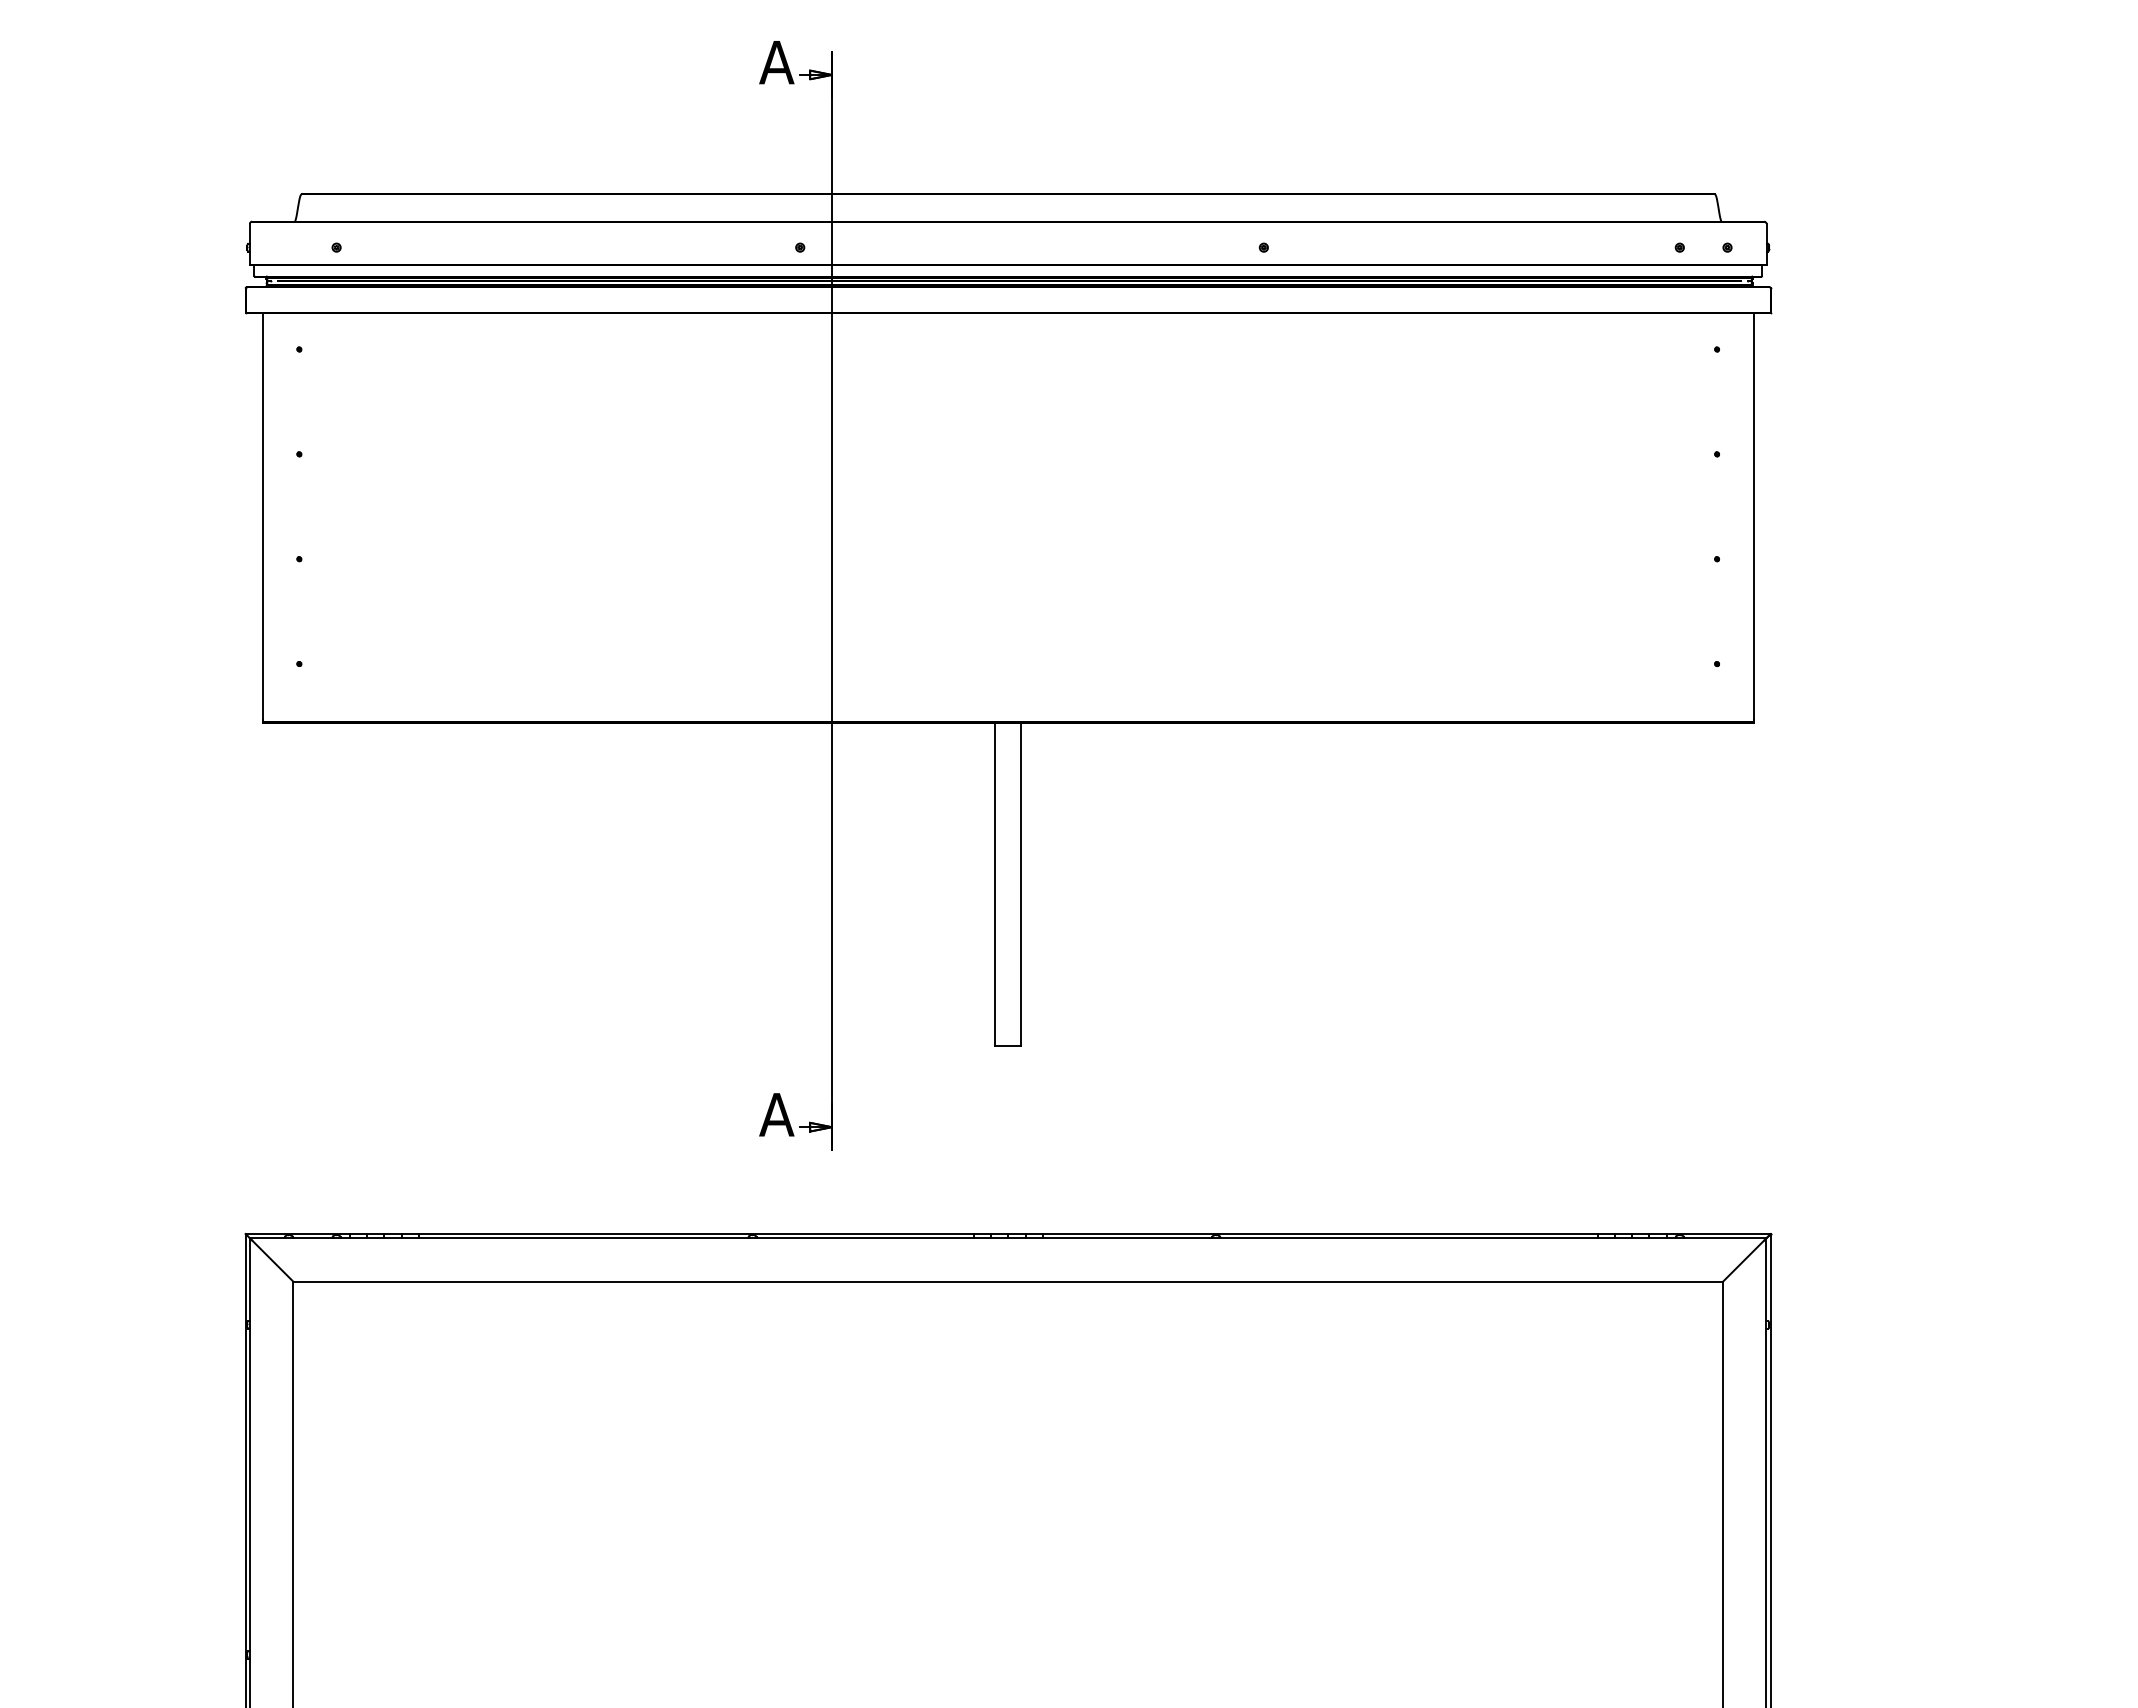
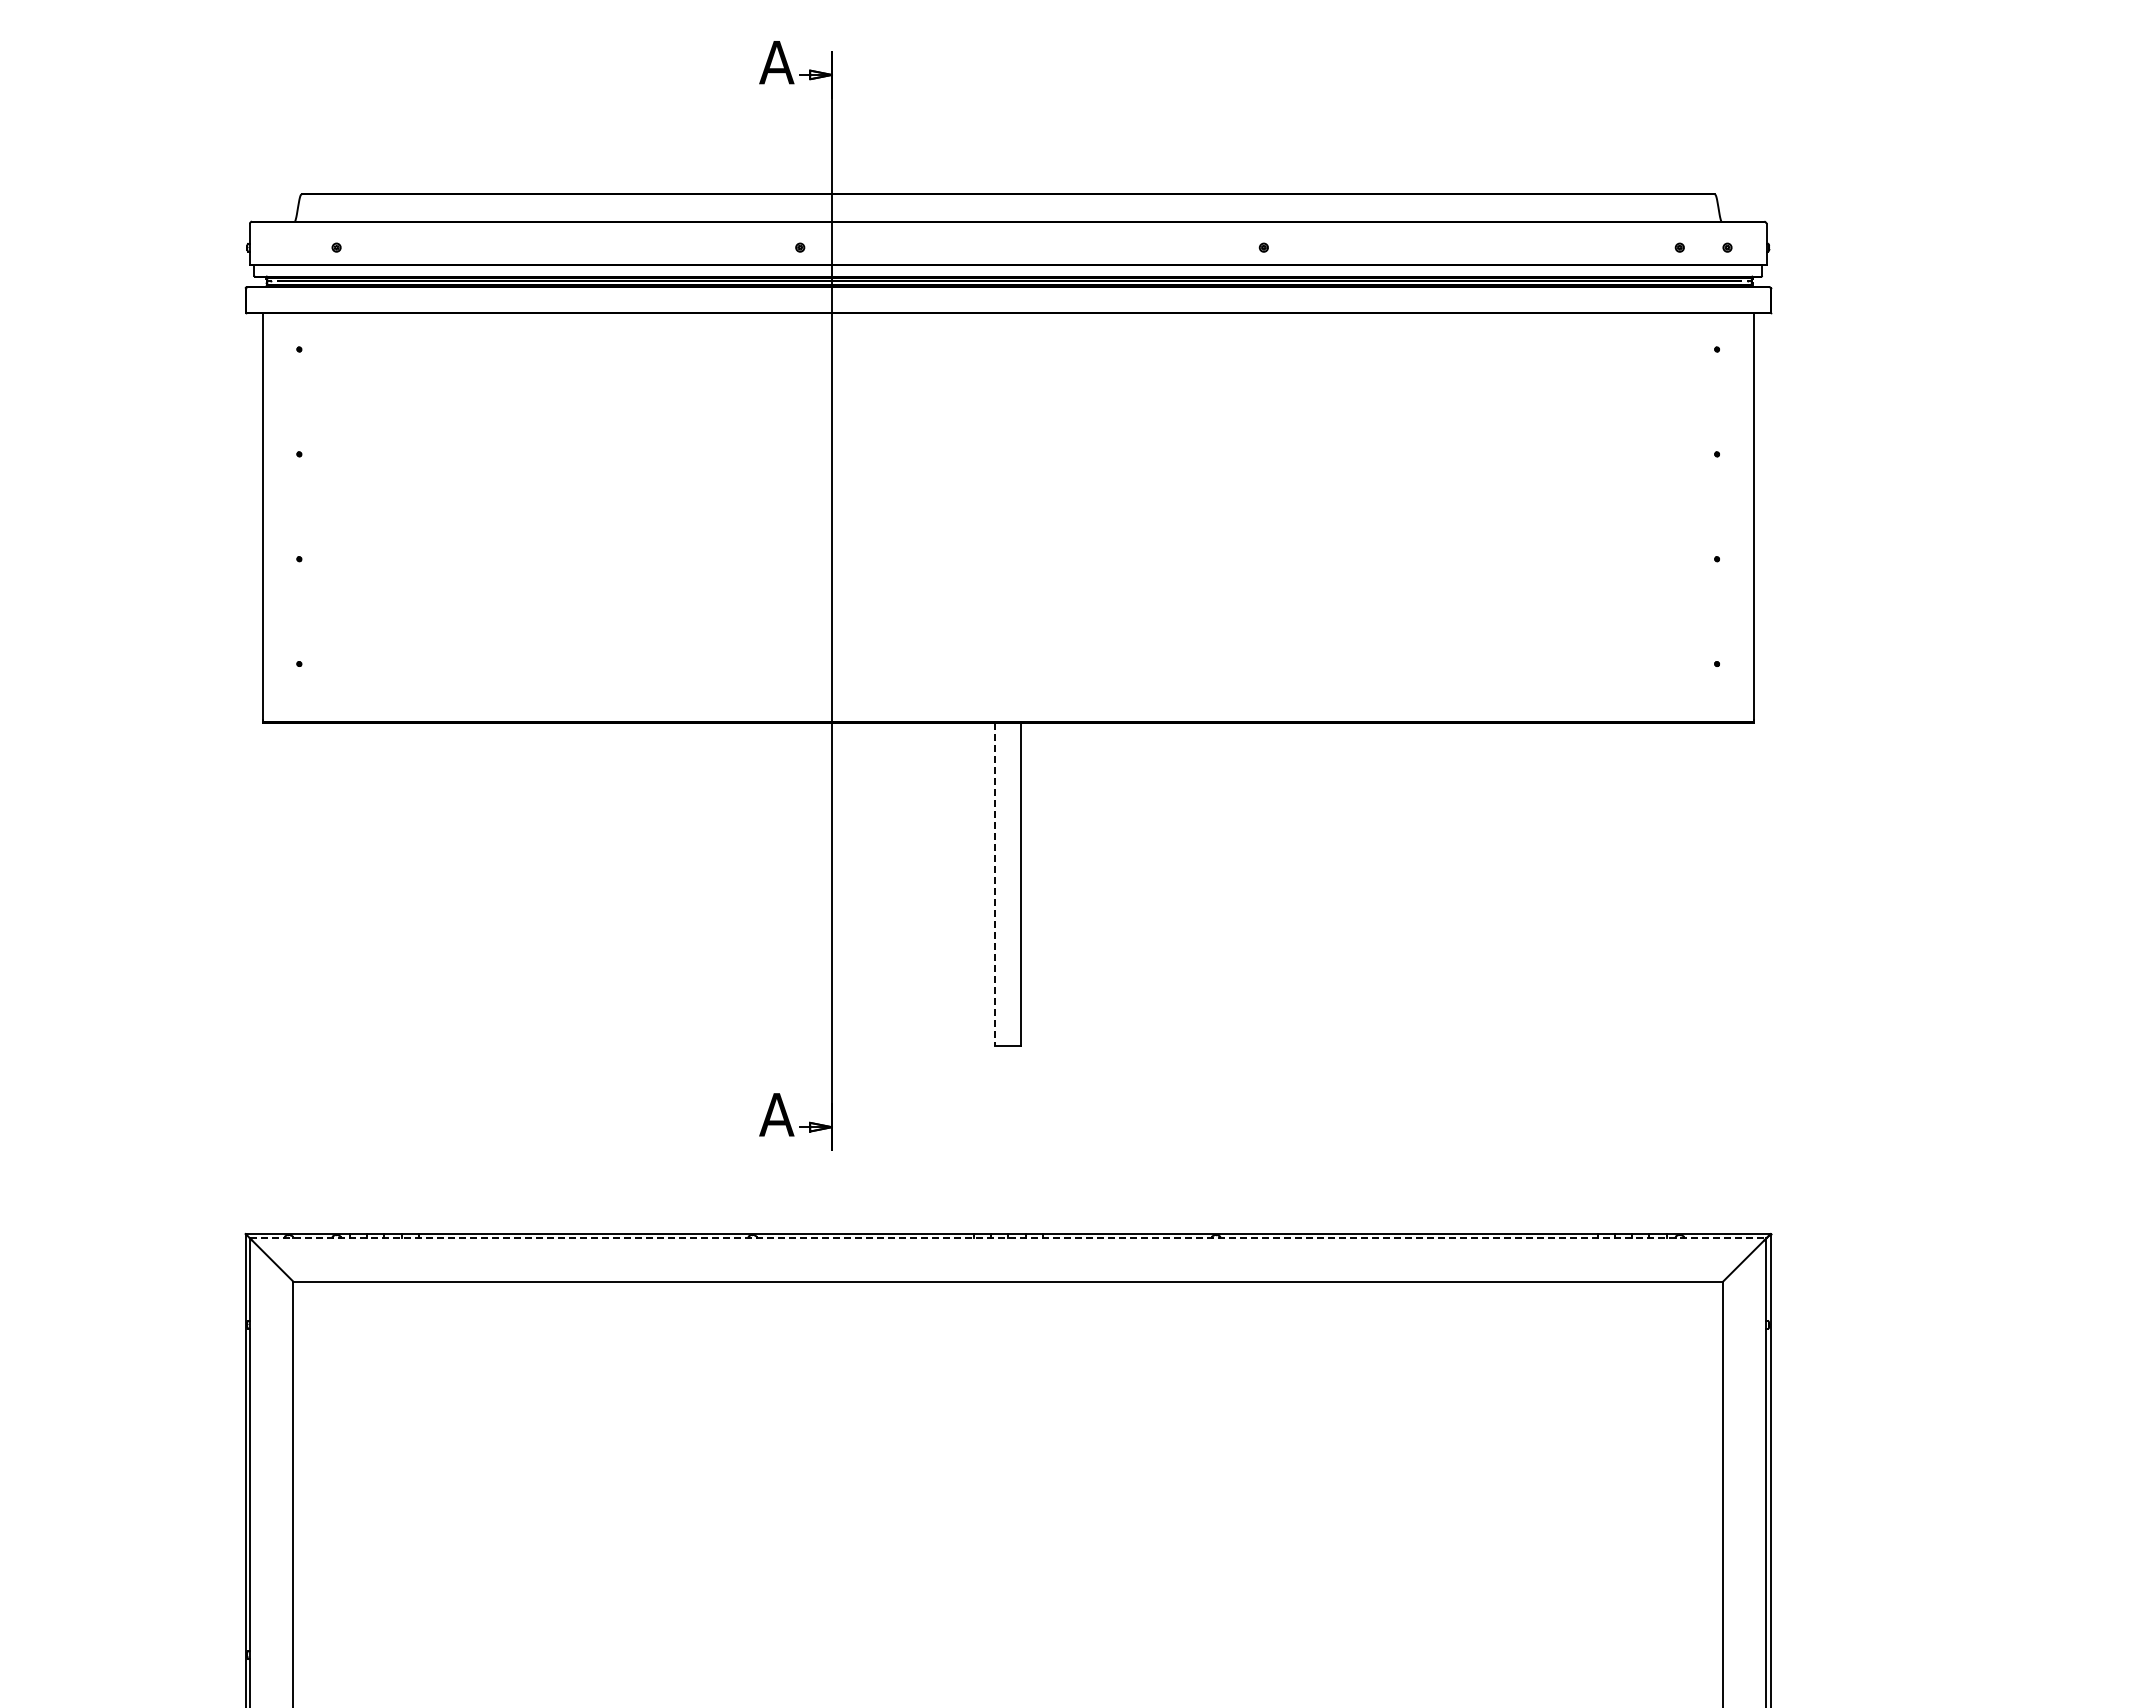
line: solid -> dashed (995, 885)
line: solid -> dashed (1008, 1238)
